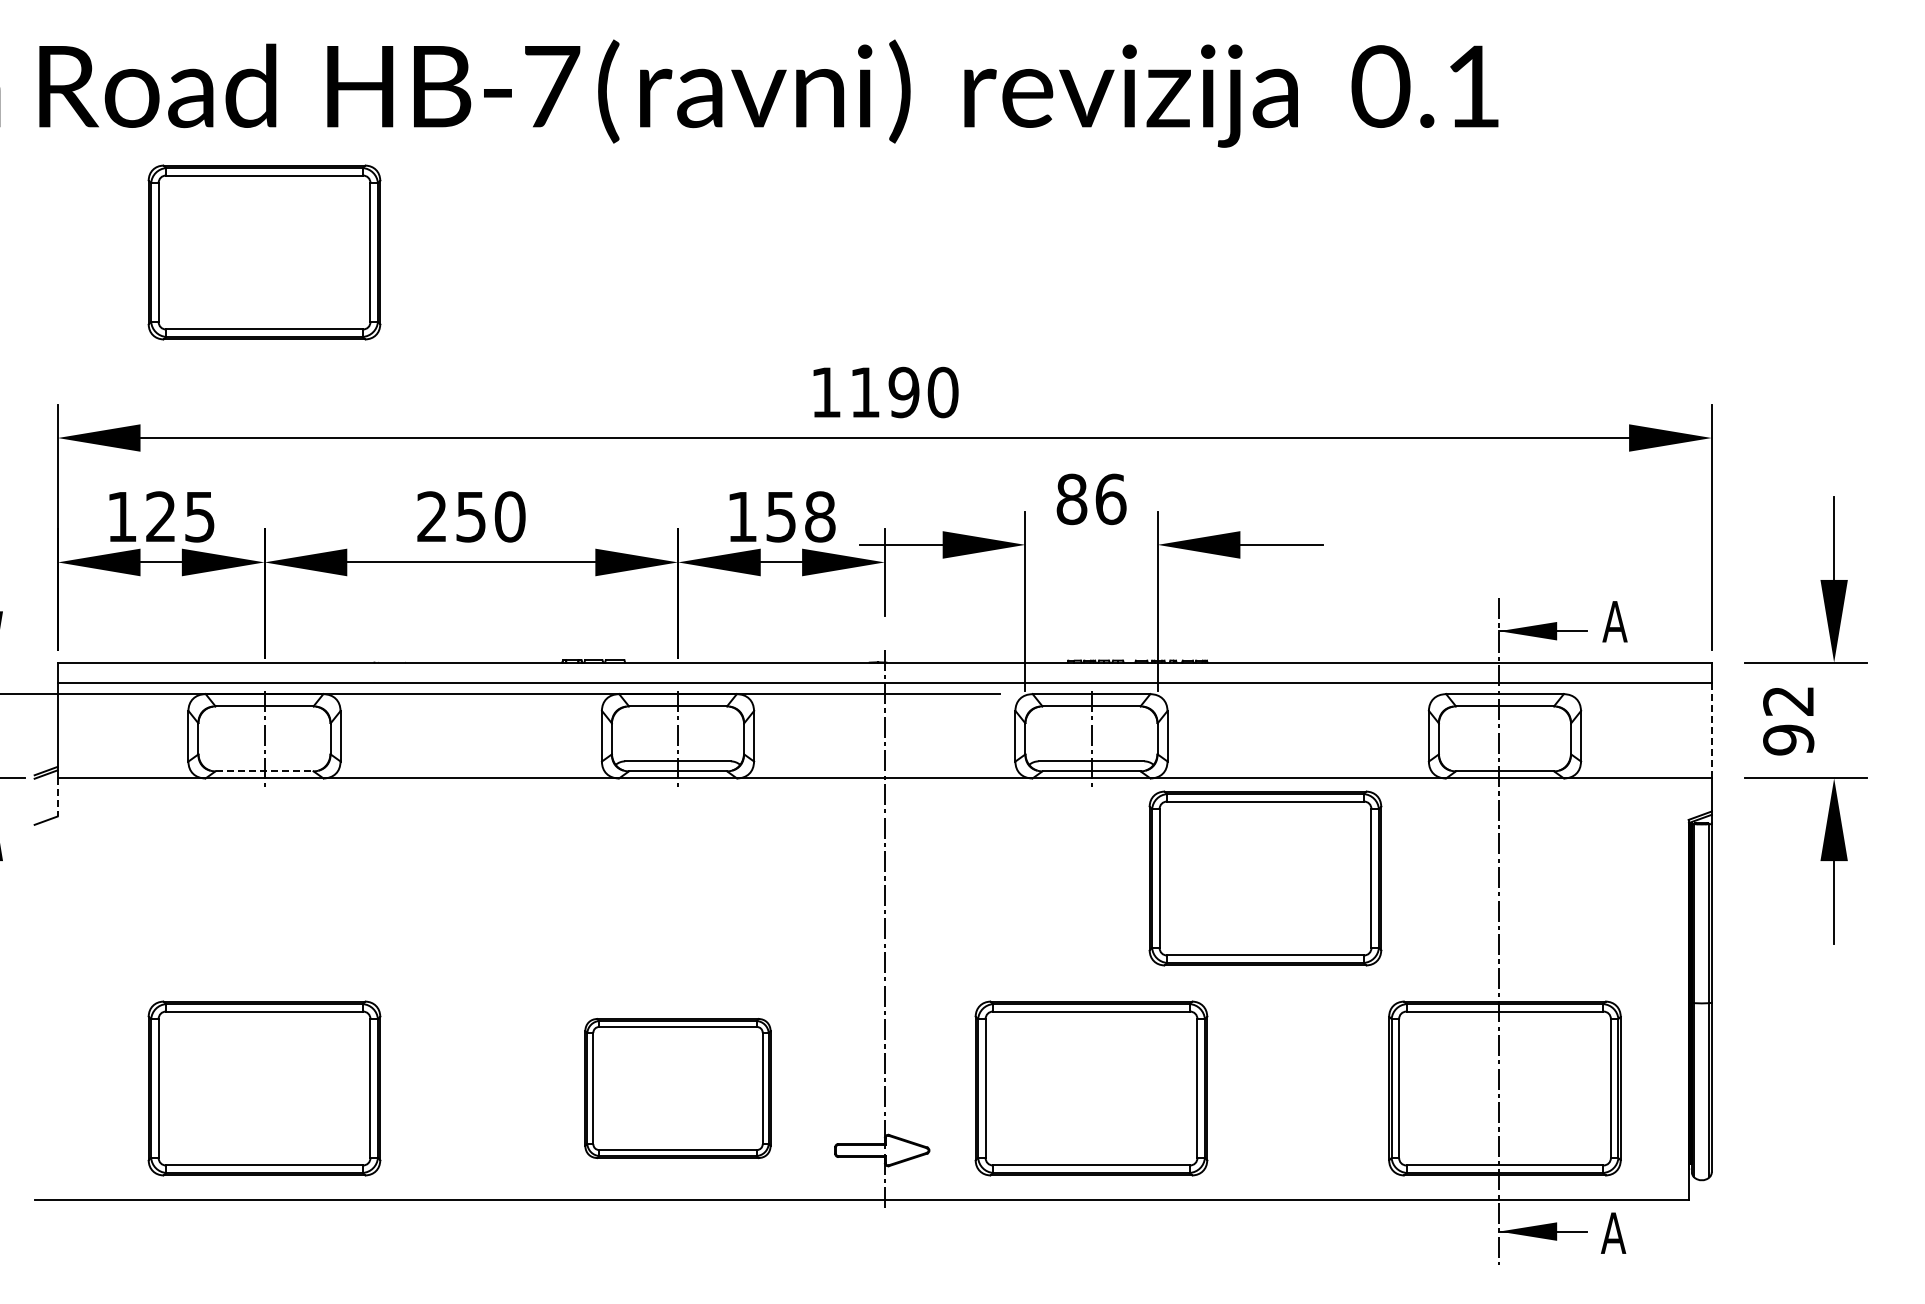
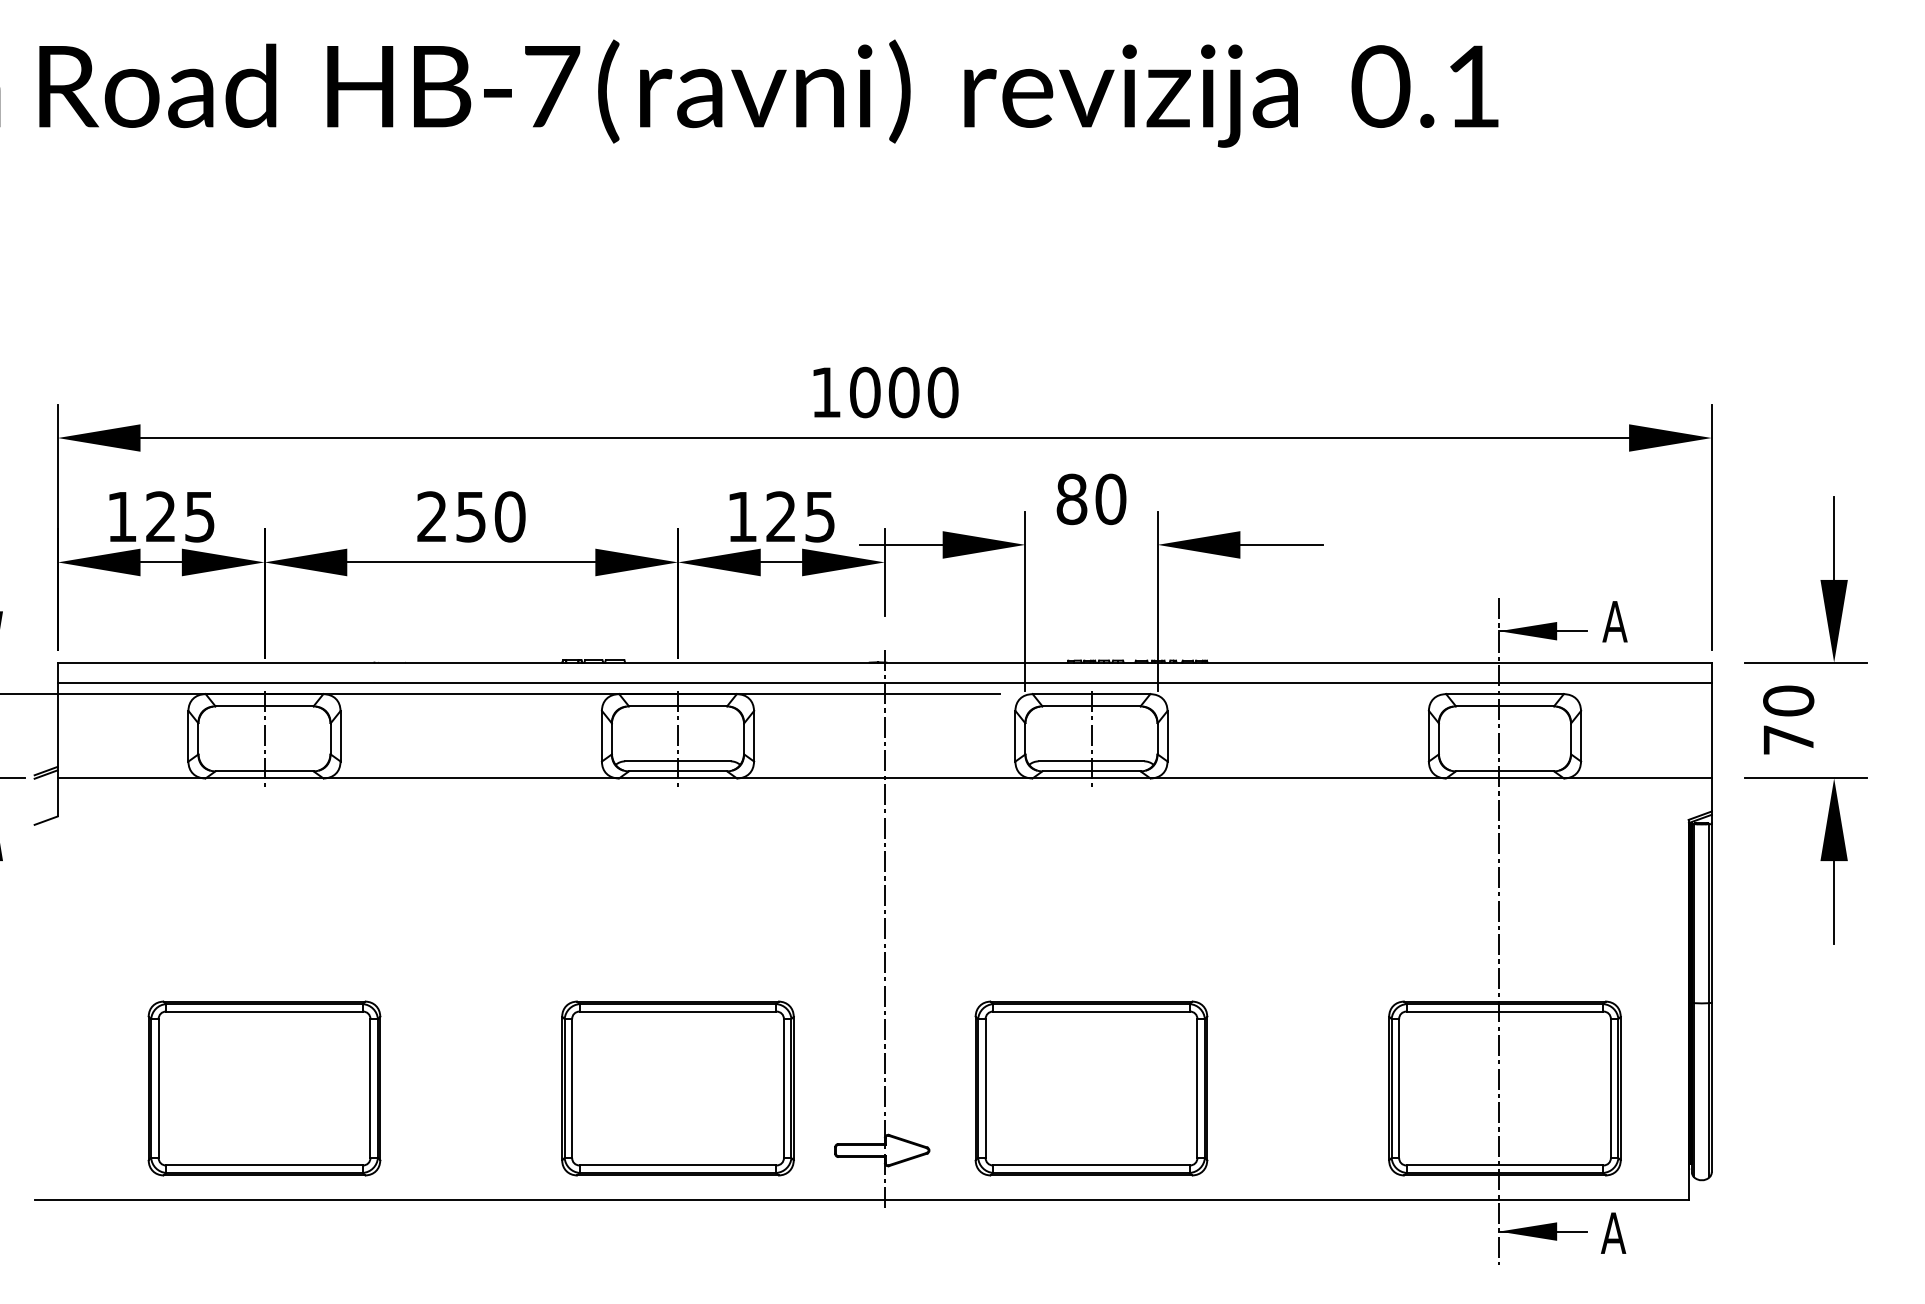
part: present -> none (264, 252)
text: 1190 -> 1000 (884, 392)
text: 86 -> 80 (1110, 498)
text: 158 -> 125 (800, 516)
text: 92 -> 70 (1788, 720)
line: dashed -> solid (1711, 730)
line: dashed -> solid (264, 771)
line: dashed -> solid (57, 797)
part: present -> none (1265, 878)
part size: 188x142 px -> 234x177 px (677, 1088)
